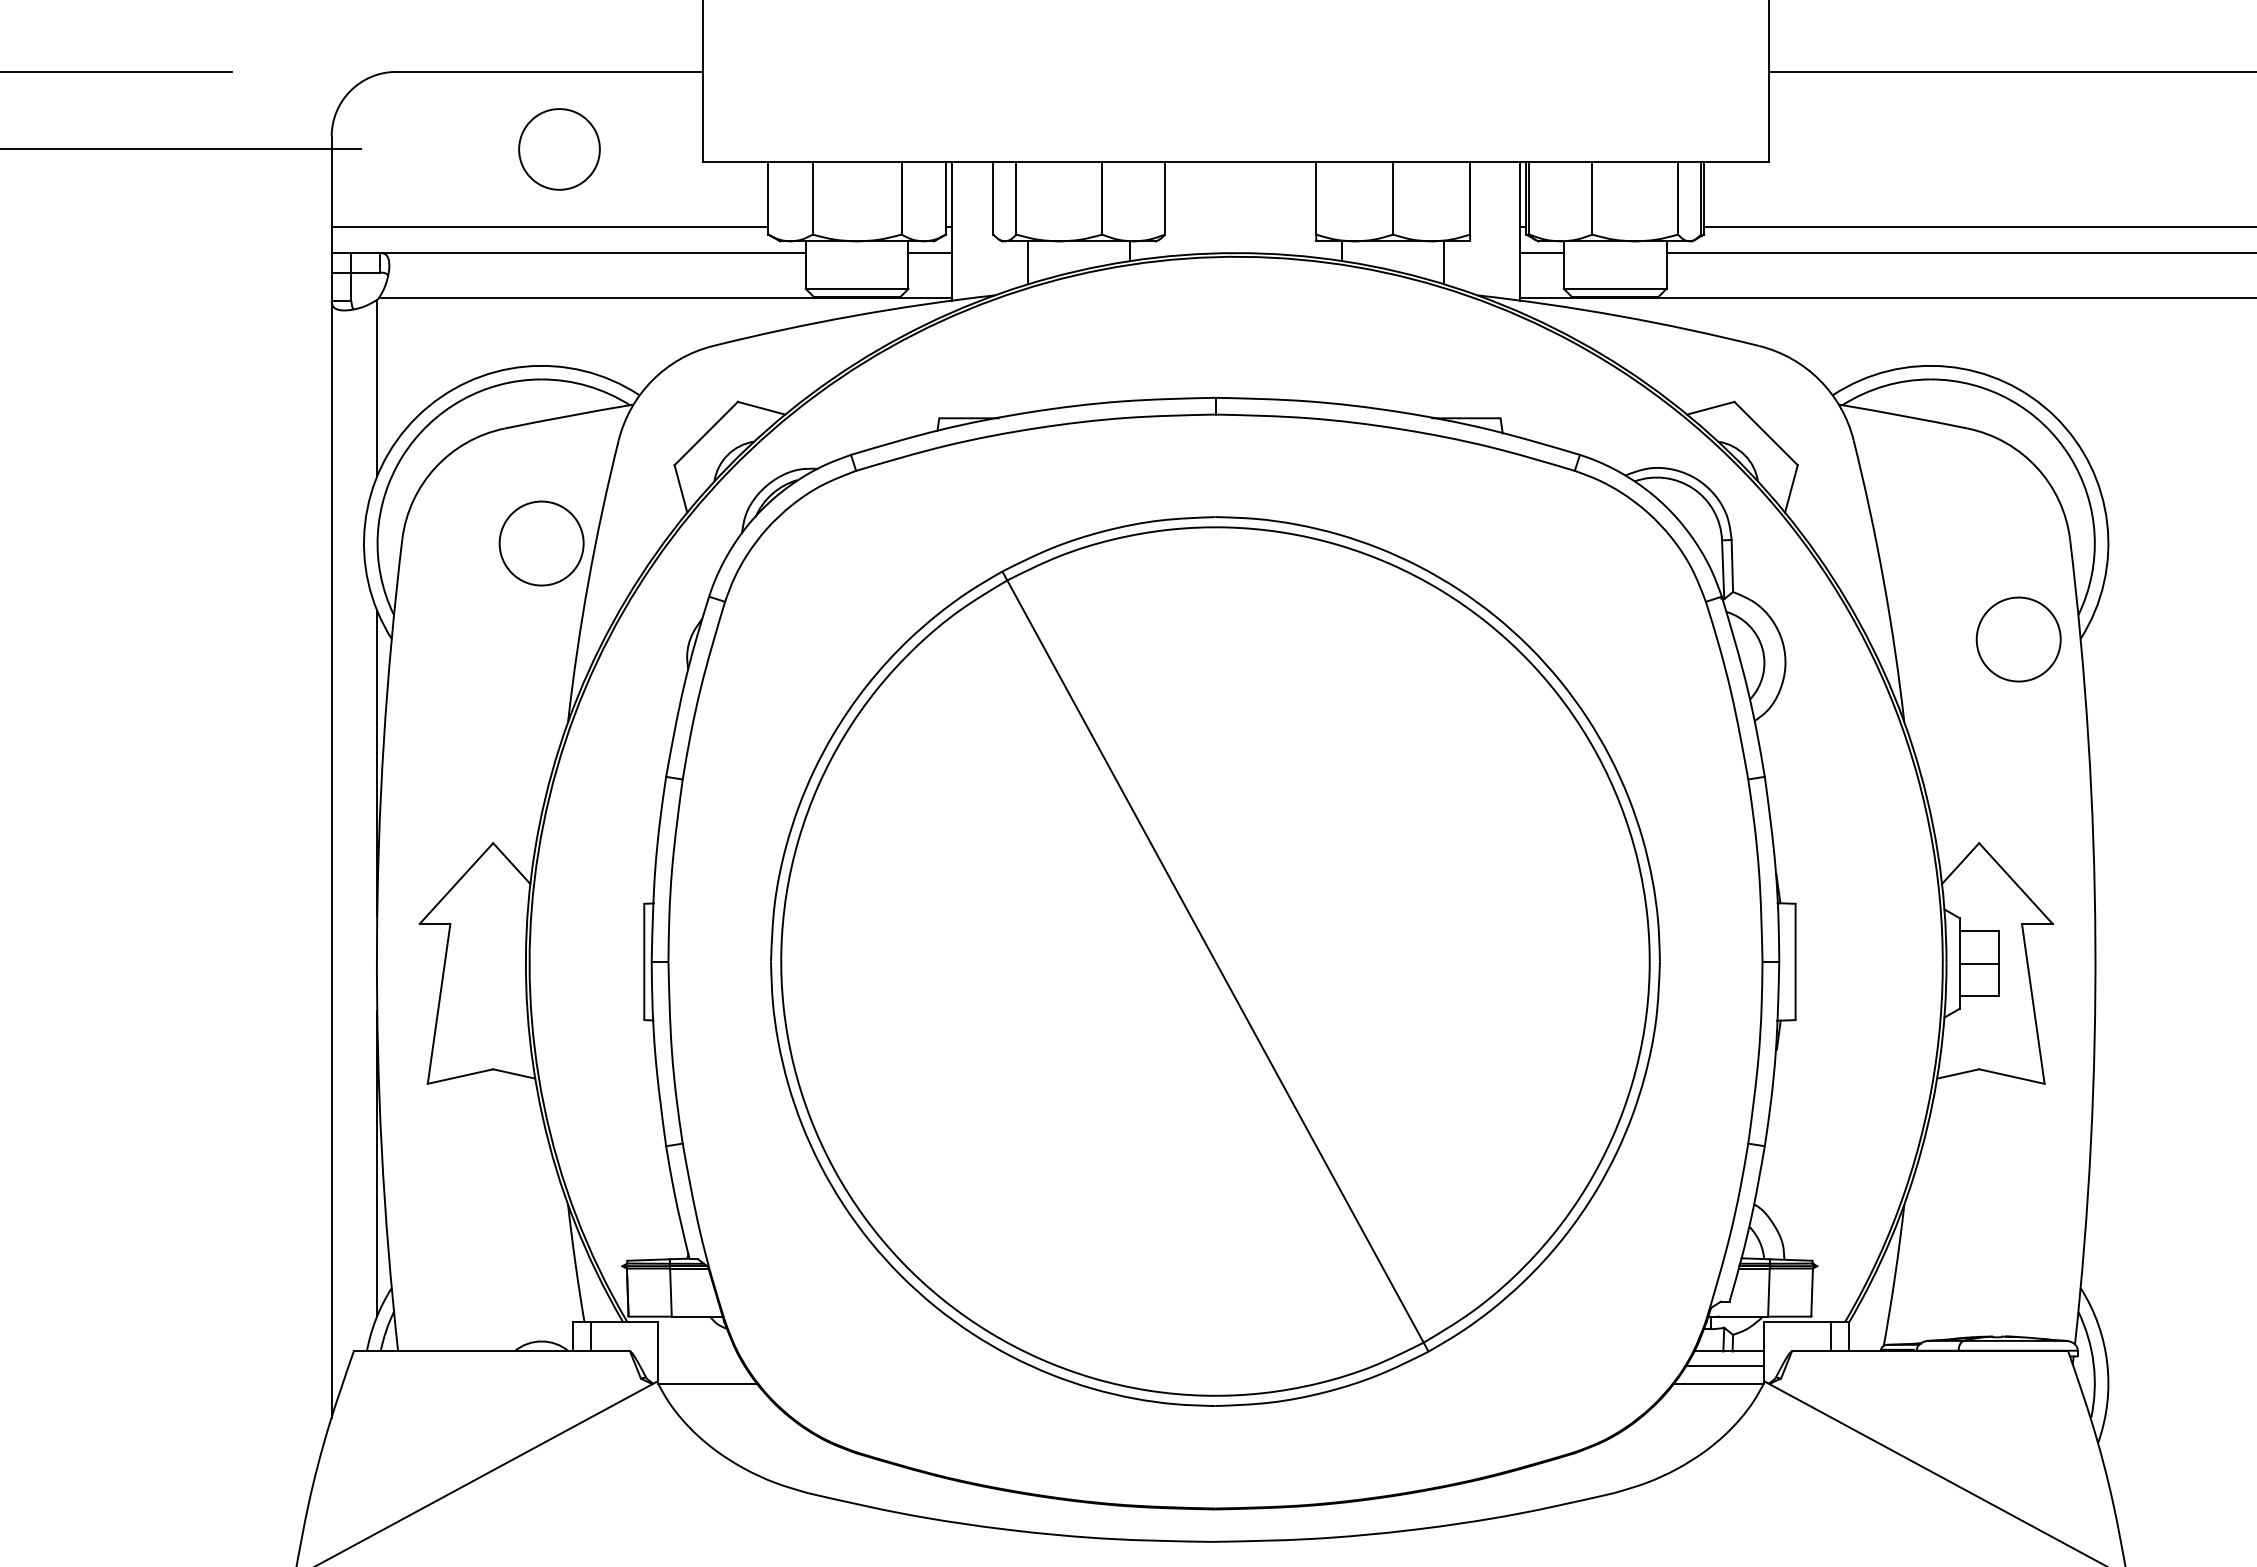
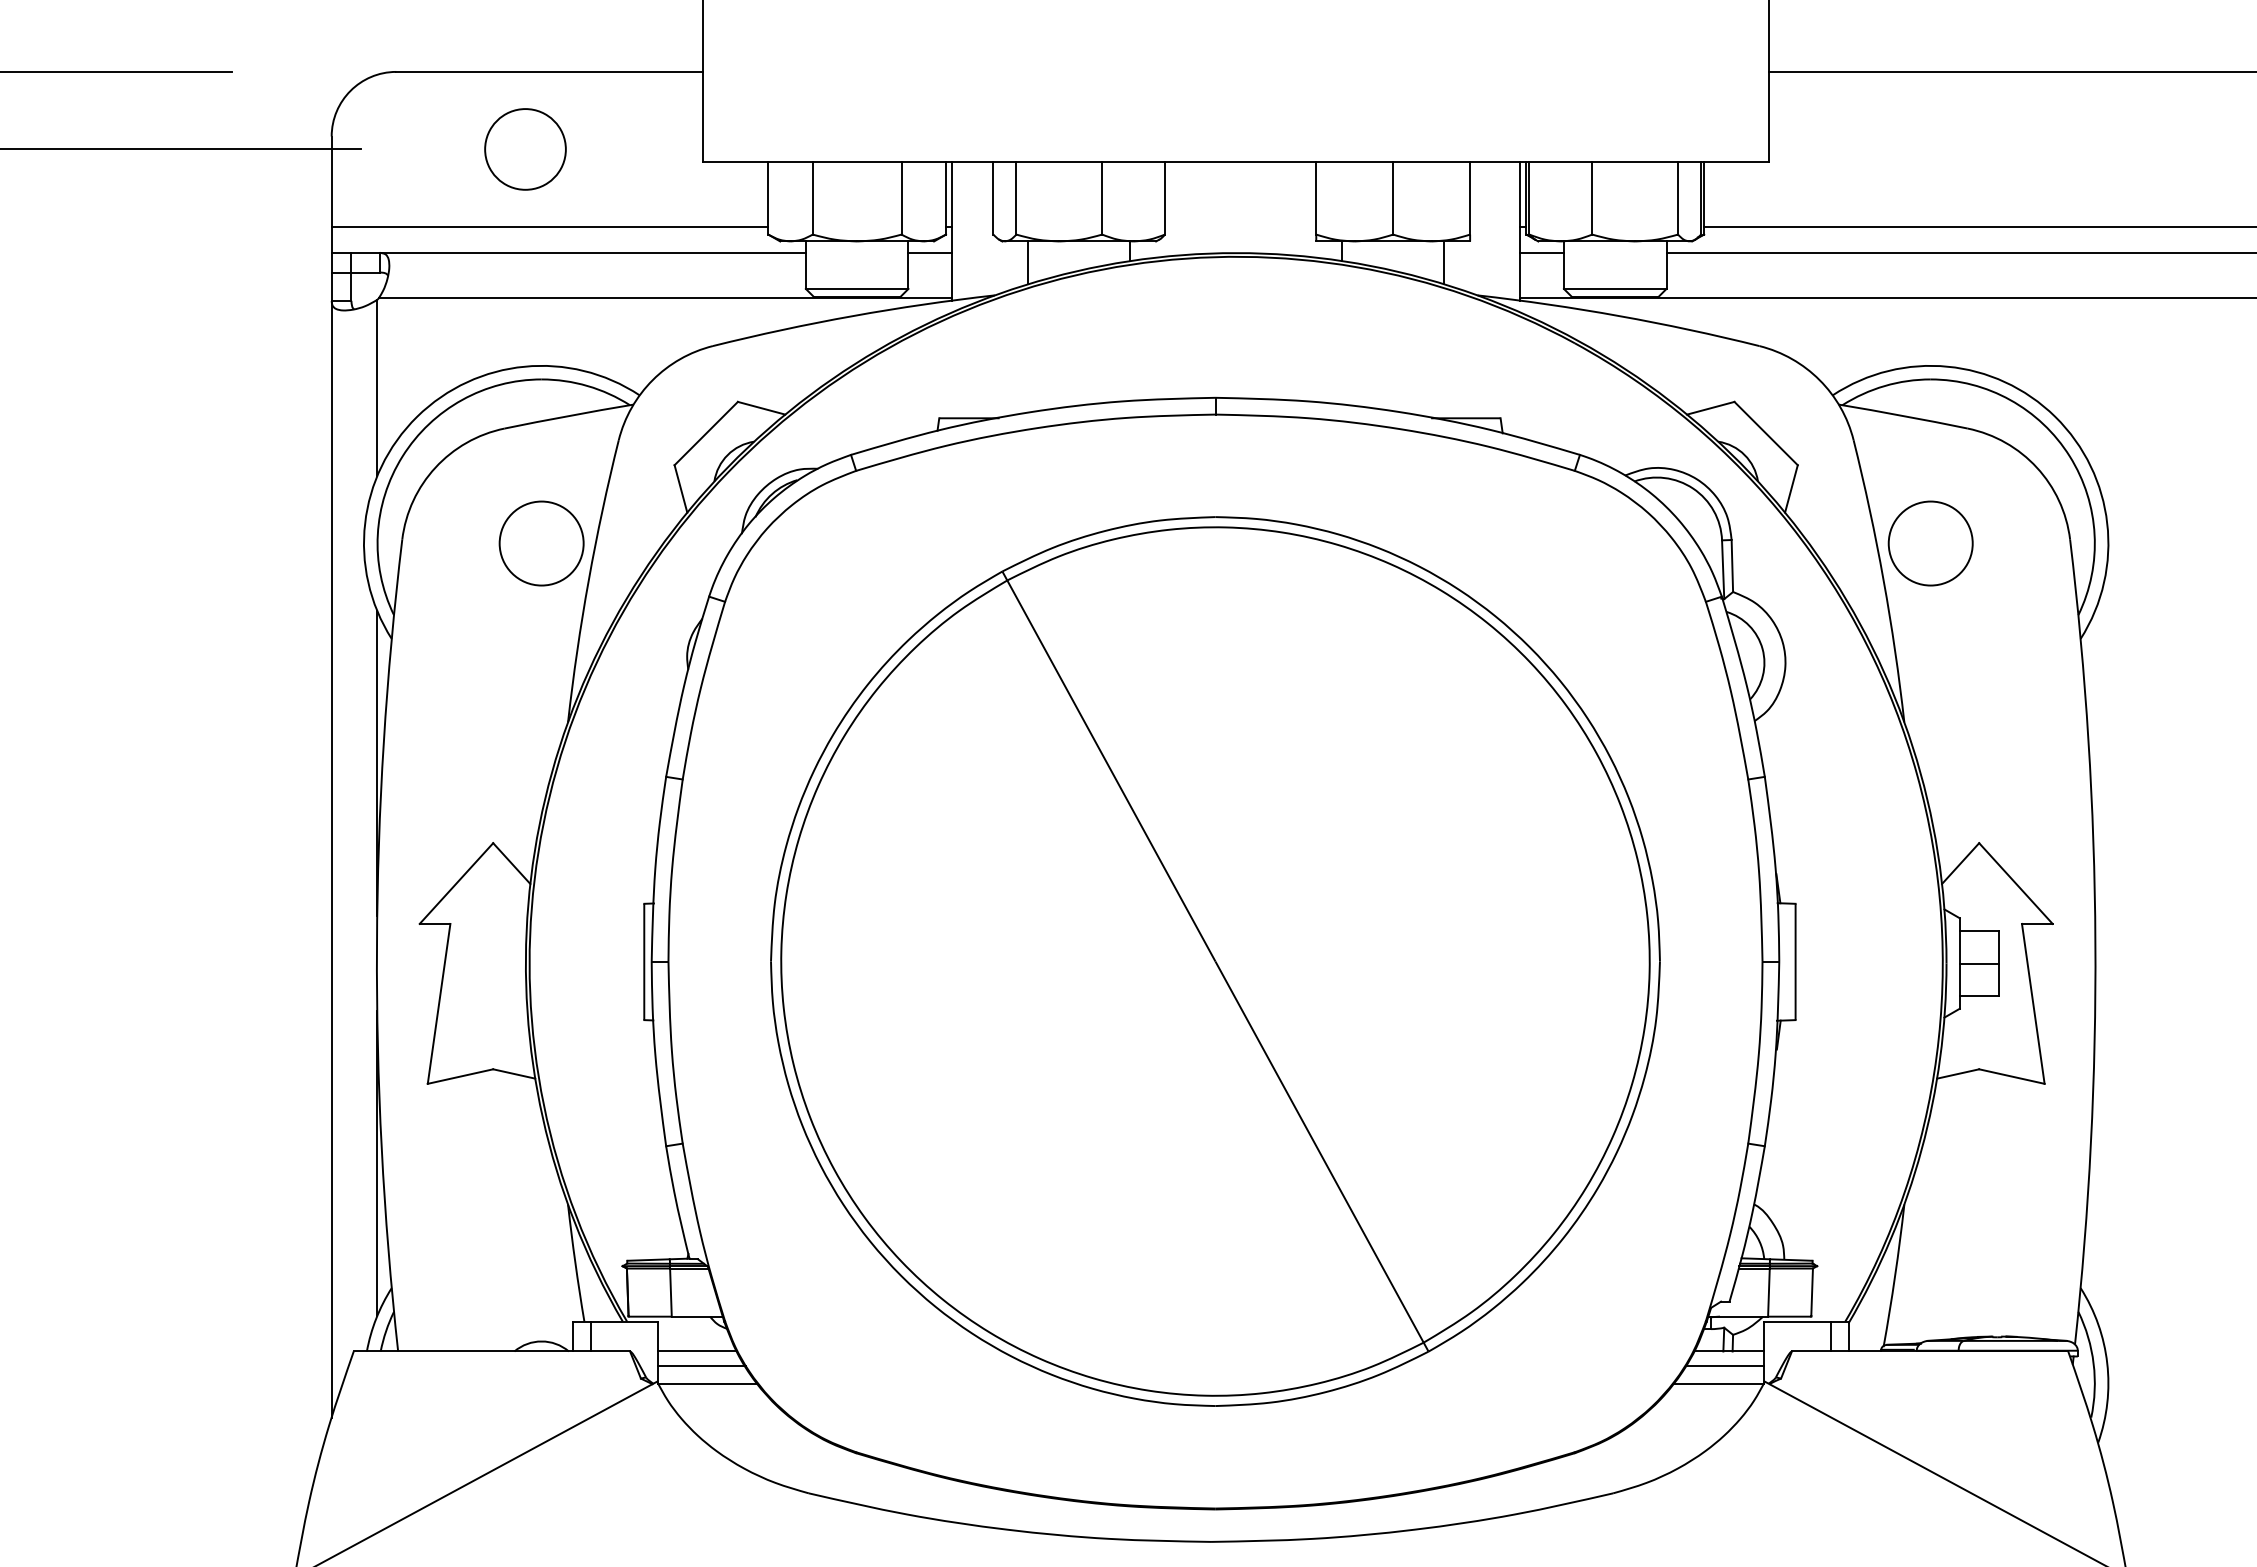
circle position: (559, 149) -> (525, 149) (525, 149)
circle position: (2018, 639) -> (1930, 543) (1930, 543)
line: none -> present (697, 1351)
line: none -> present (701, 1366)
